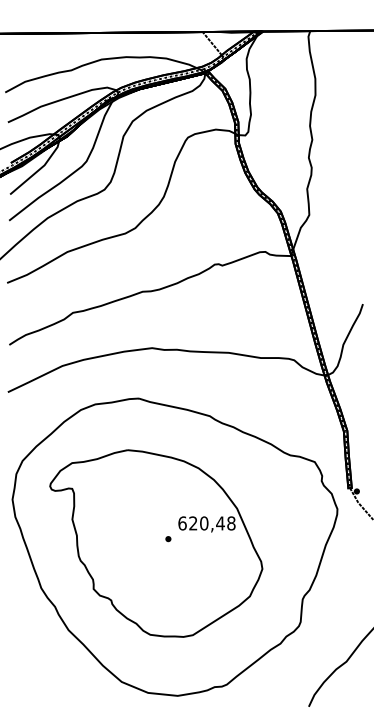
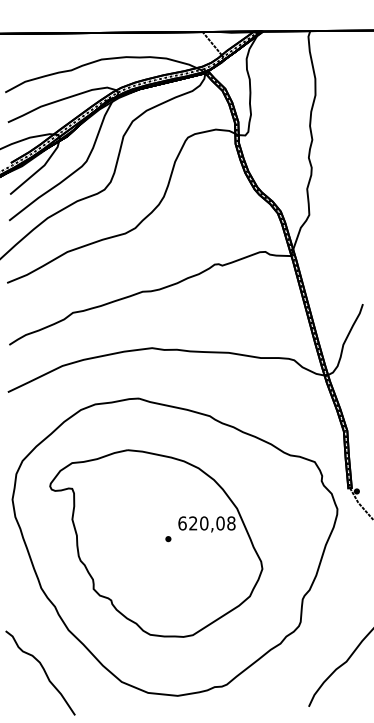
text: 620,48 -> 620,08 (220, 523)
curve: none -> present (43, 671)
